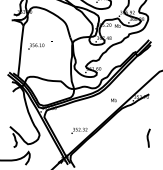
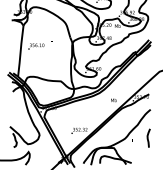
part: none -> present (116, 137)
